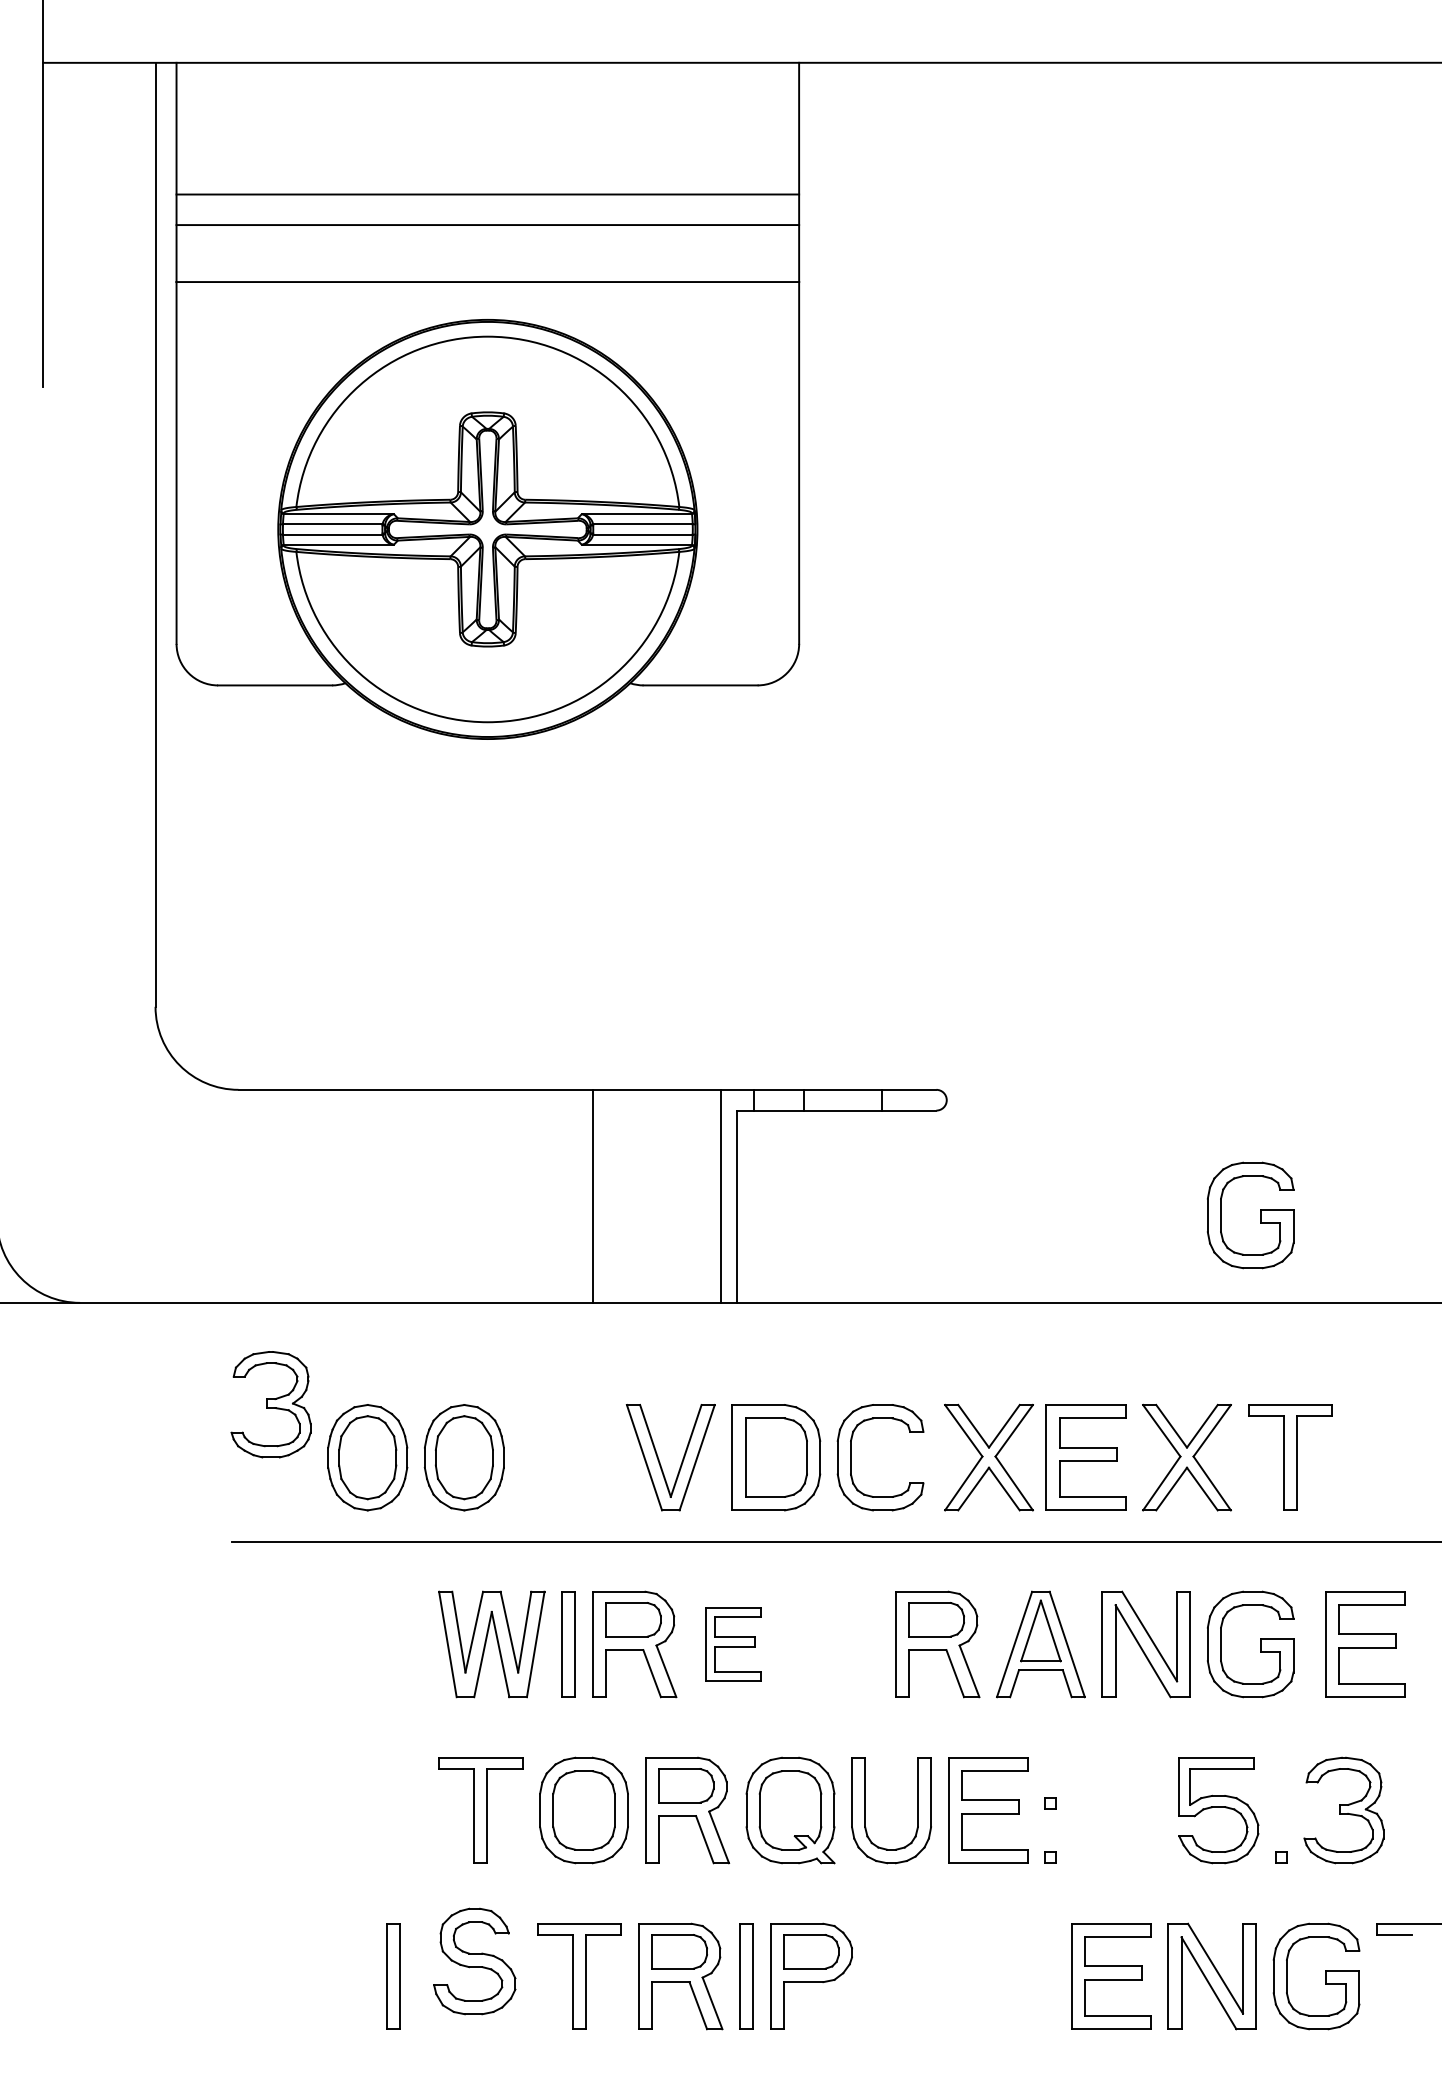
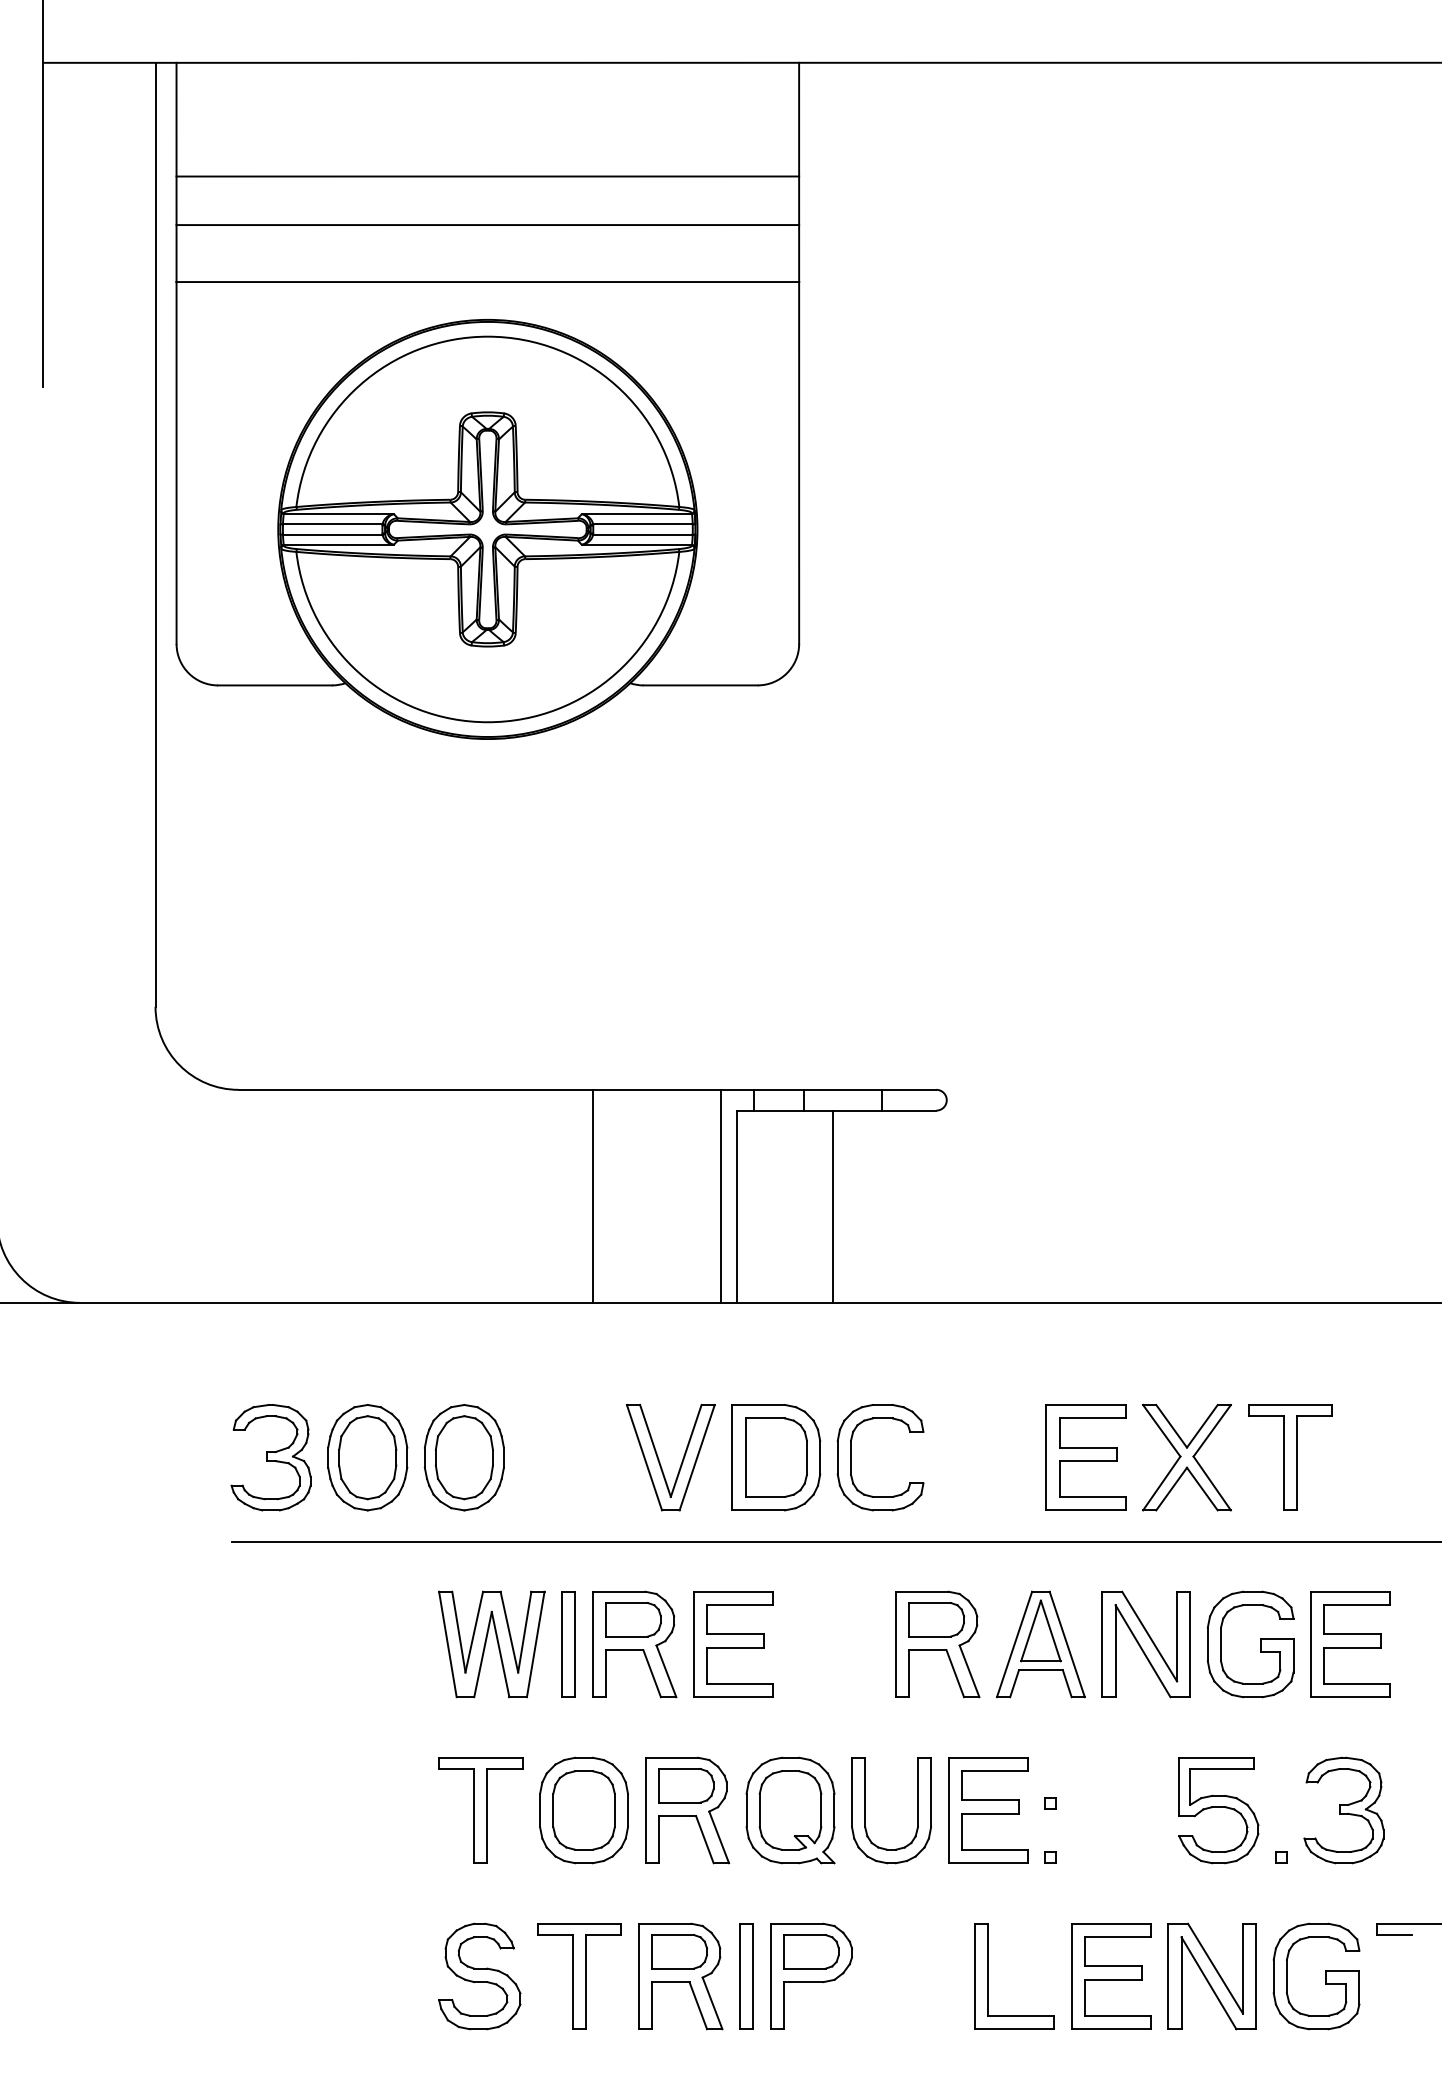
line position: (487, 194) -> (487, 176) (487, 176)
line: none -> present (832, 1206)
part: present -> none (1260, 1215)
part position: (270, 1404) -> (270, 1457) (270, 1457)
part: present -> none (988, 1457)
part size: 57x75 px -> 81x107 px (733, 1644)
part position: (1365, 1644) -> (1350, 1644) (1350, 1644)
part position: (474, 1961) -> (479, 1976) (479, 1976)
part: present -> none (393, 1976)
part: none -> present (988, 1976)
